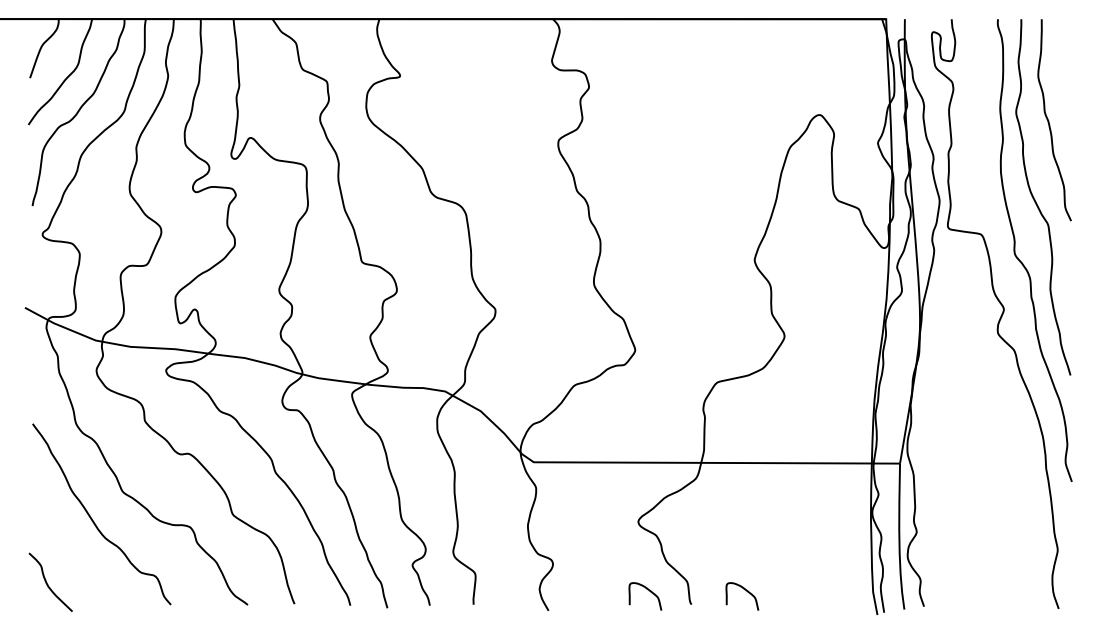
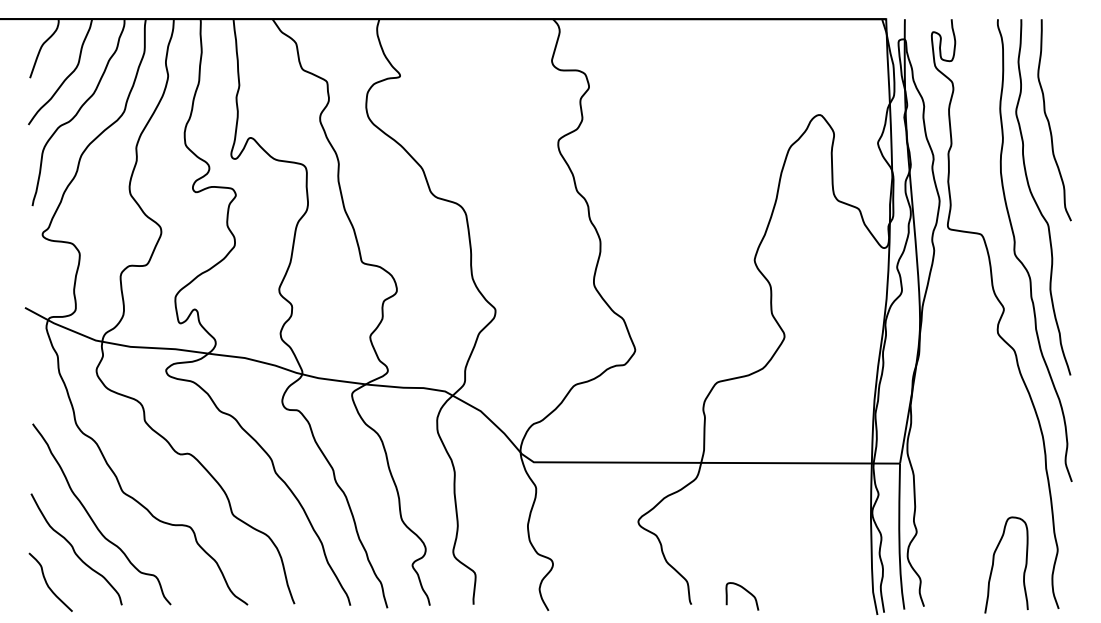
curve: none -> present (74, 549)
curve: none -> present (994, 561)
curve: present -> none (647, 590)
